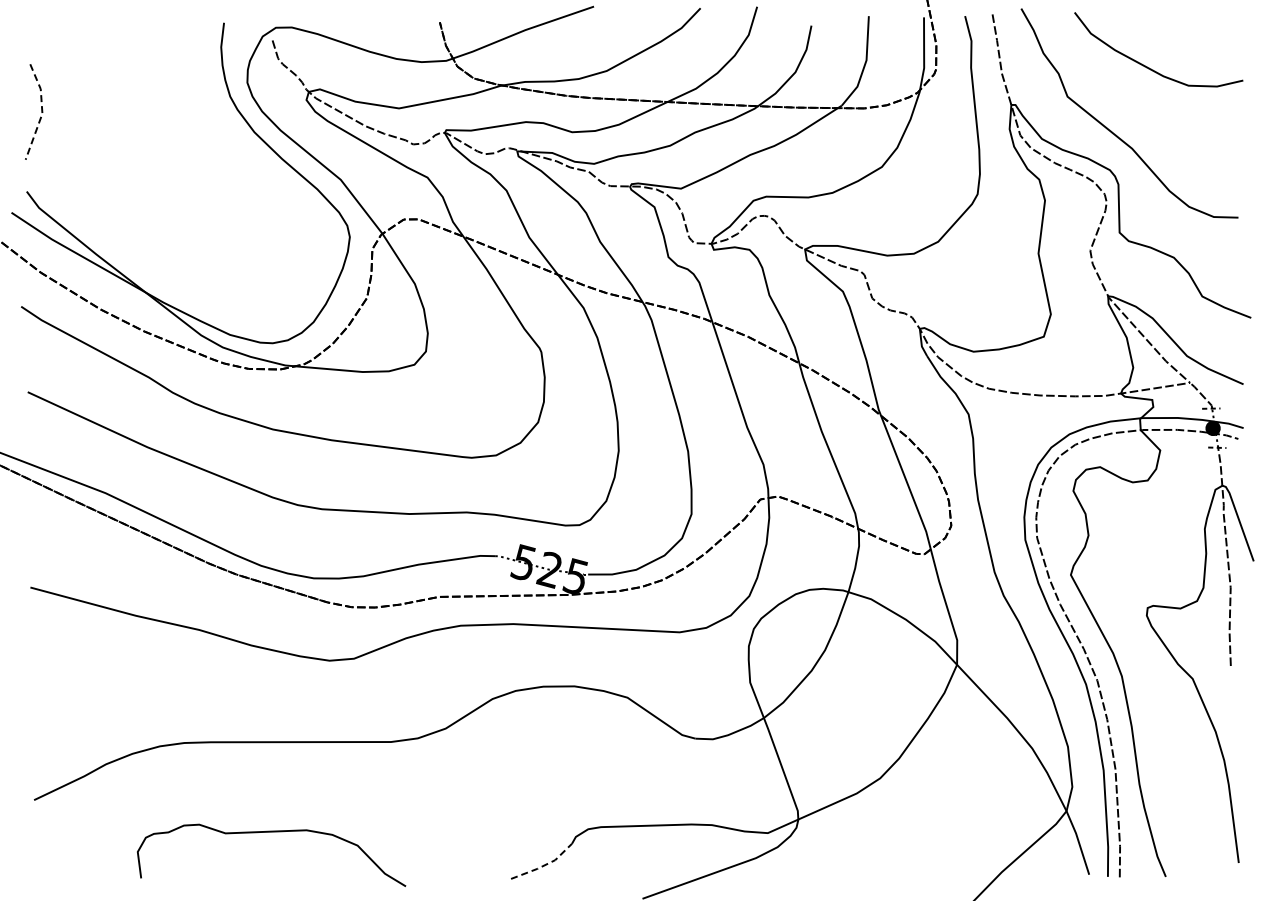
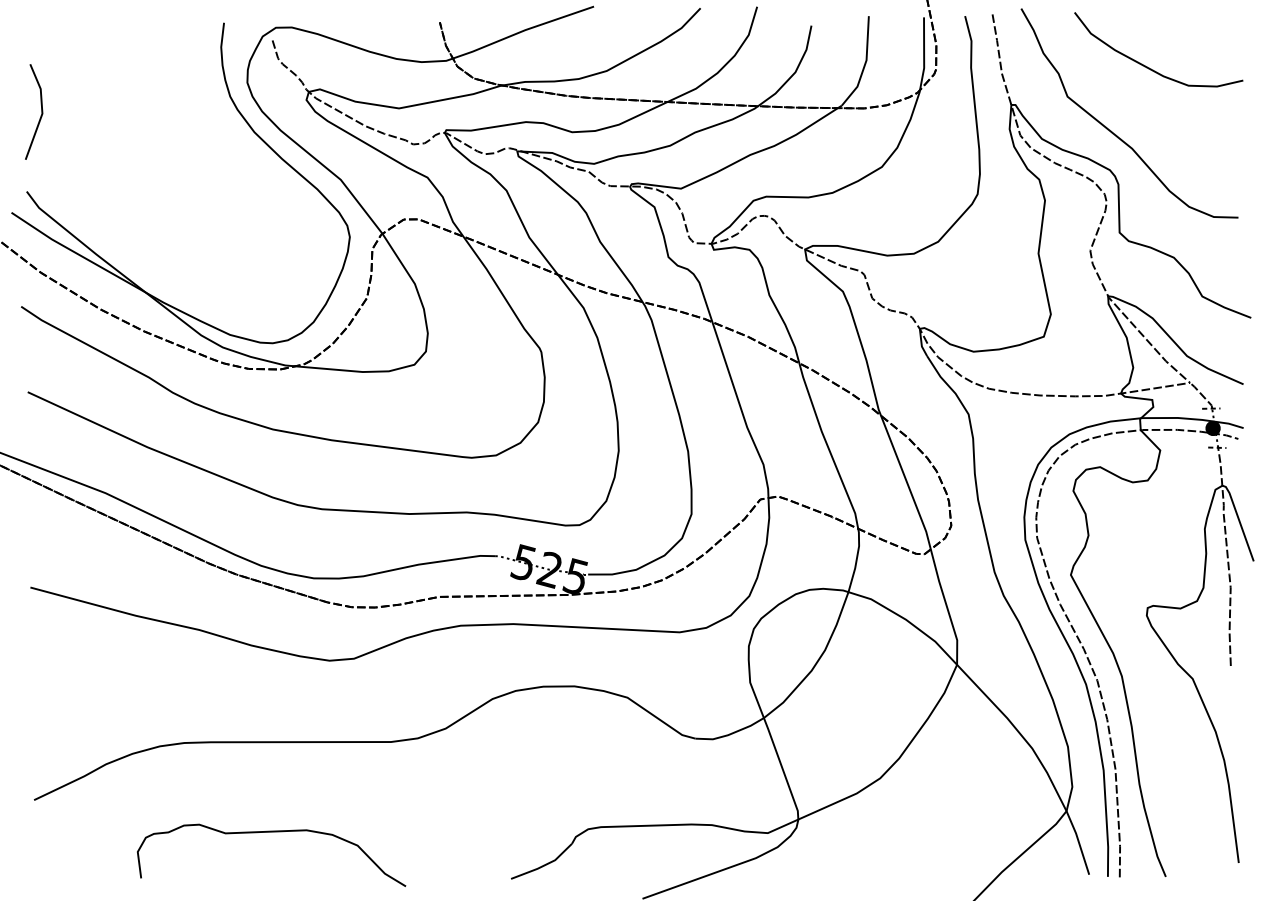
line: dashed -> solid (42, 112)
line: dashed -> solid (544, 865)
